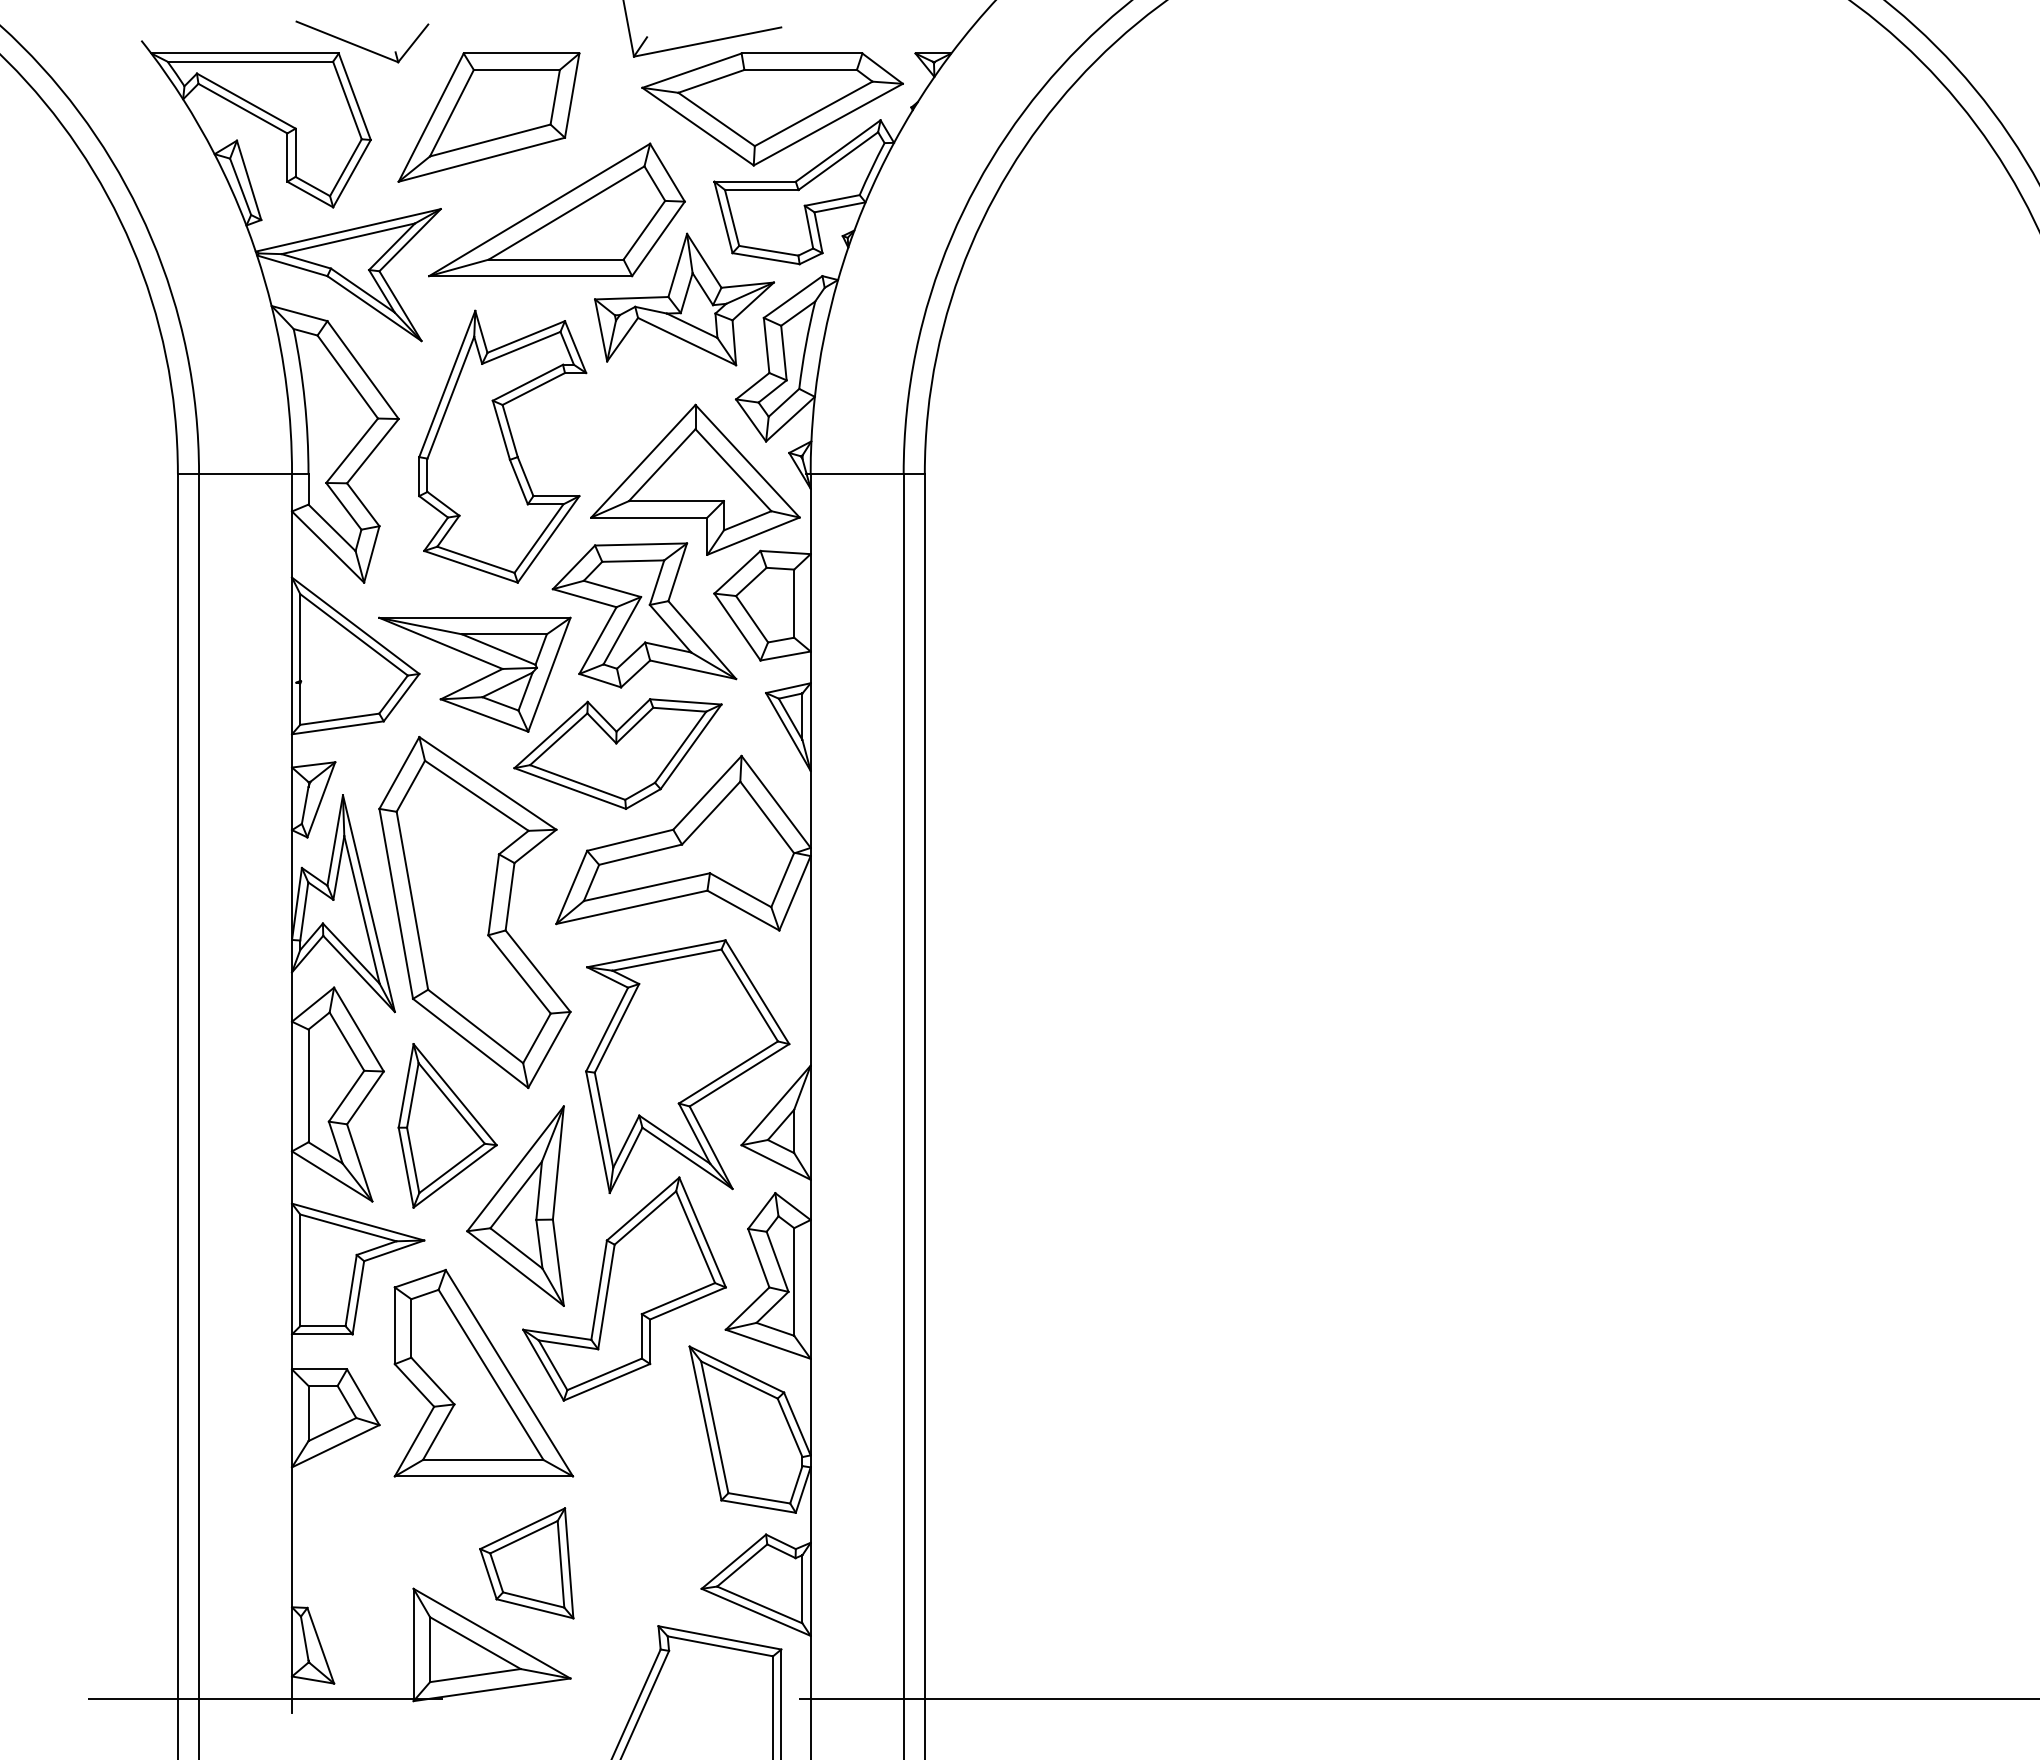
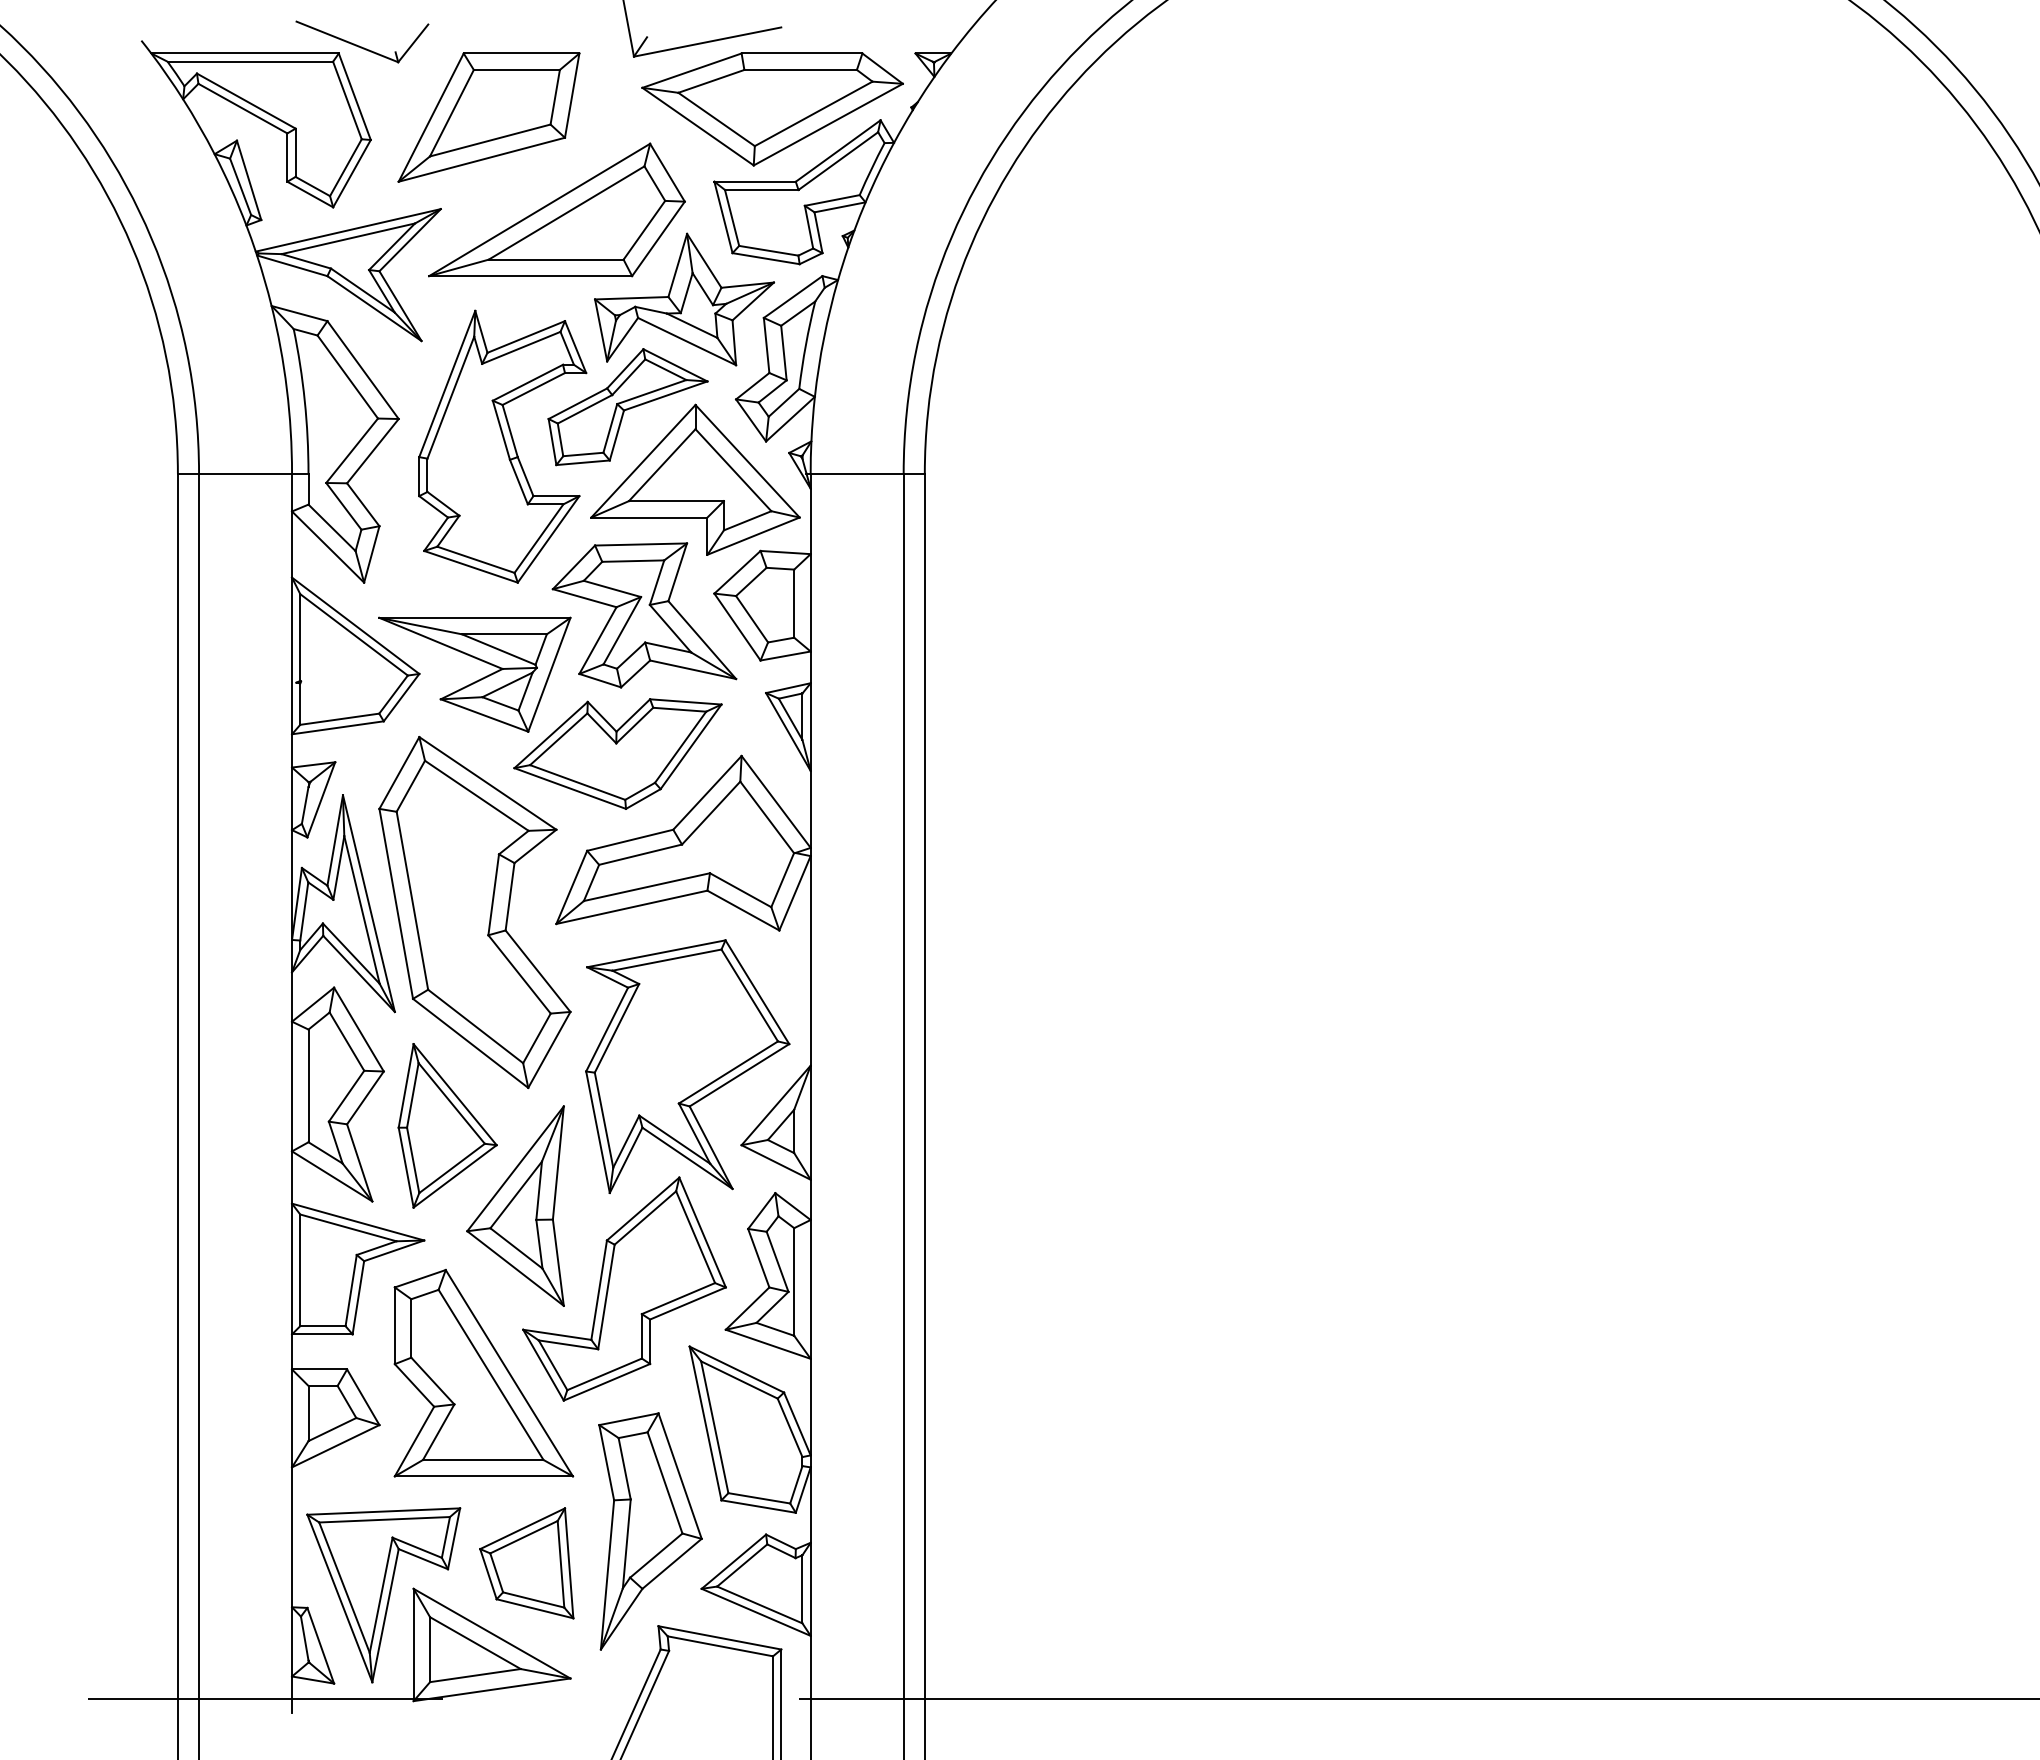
part: none -> present (627, 407)
part: none -> present (650, 1531)
part: none -> present (383, 1595)
